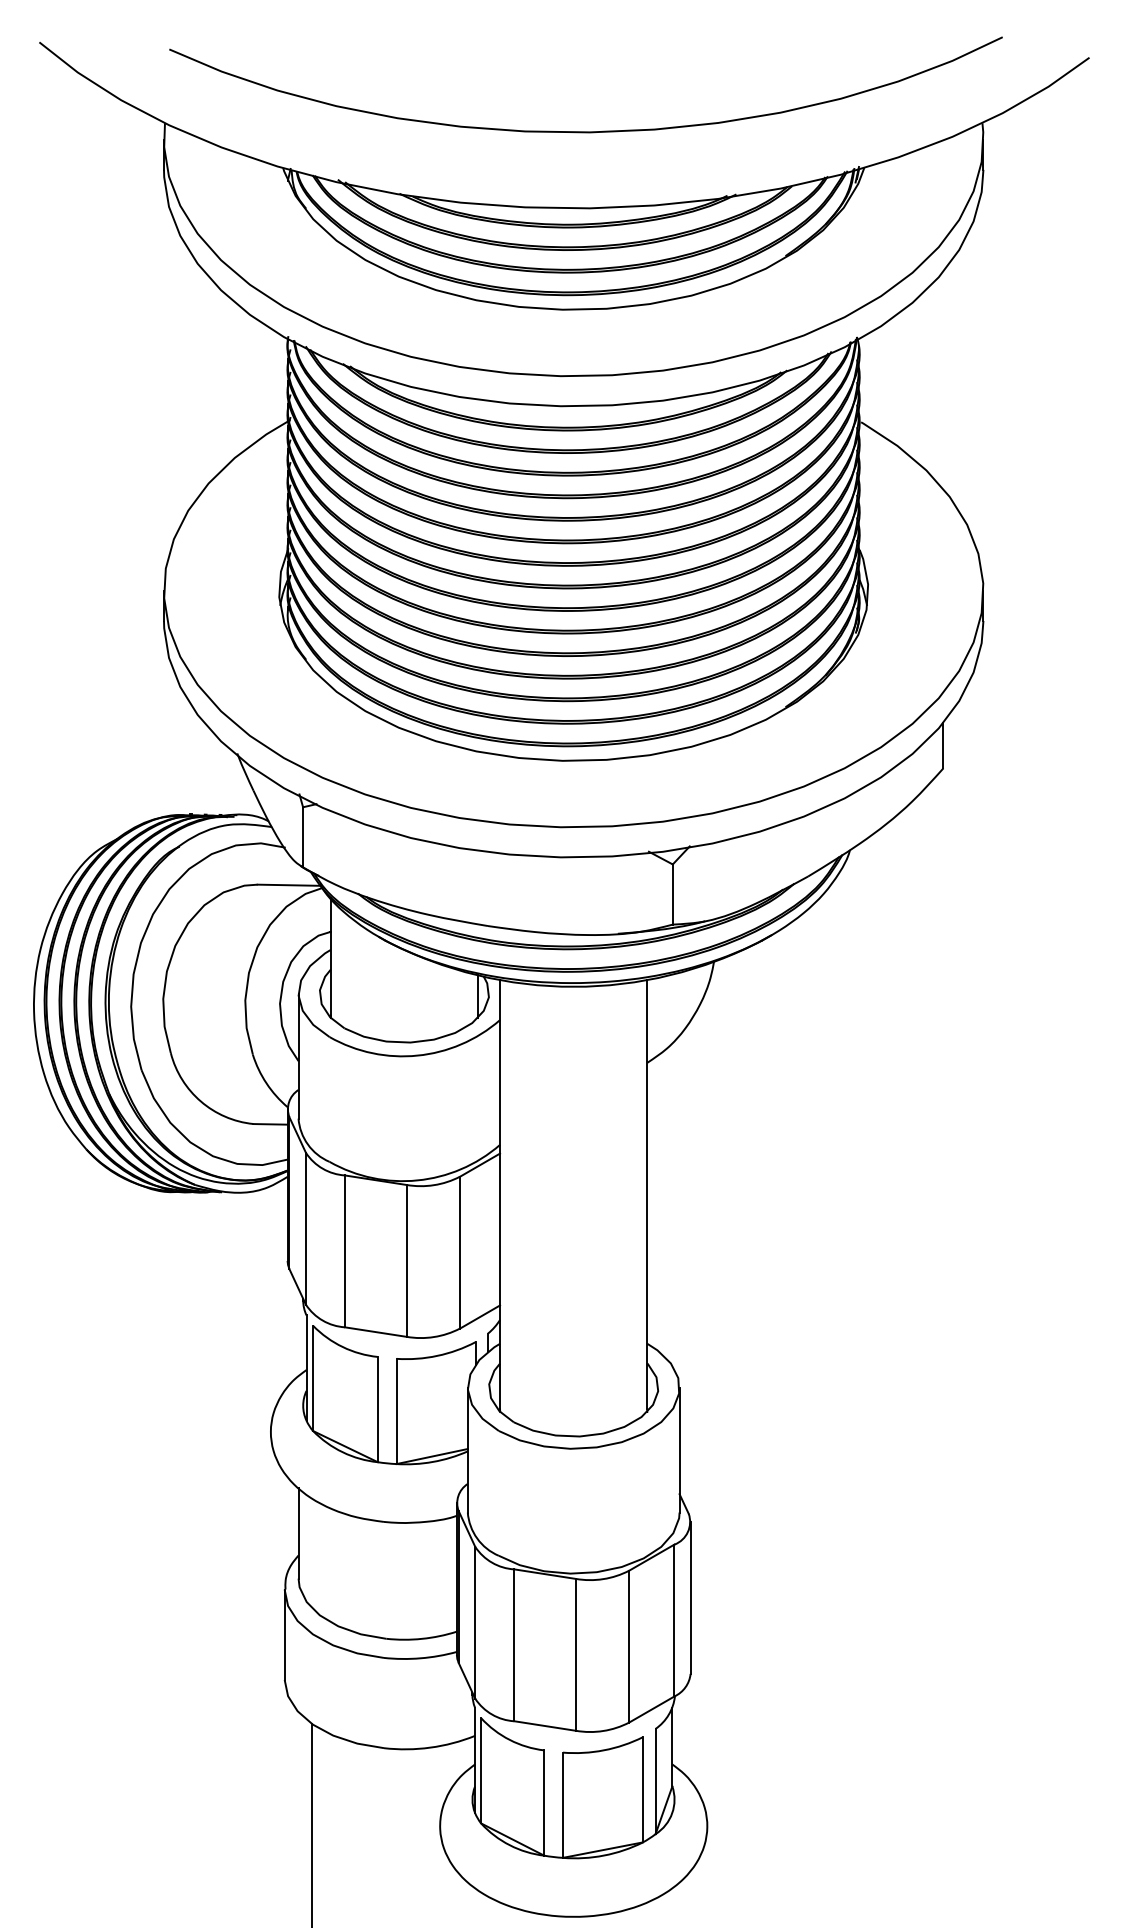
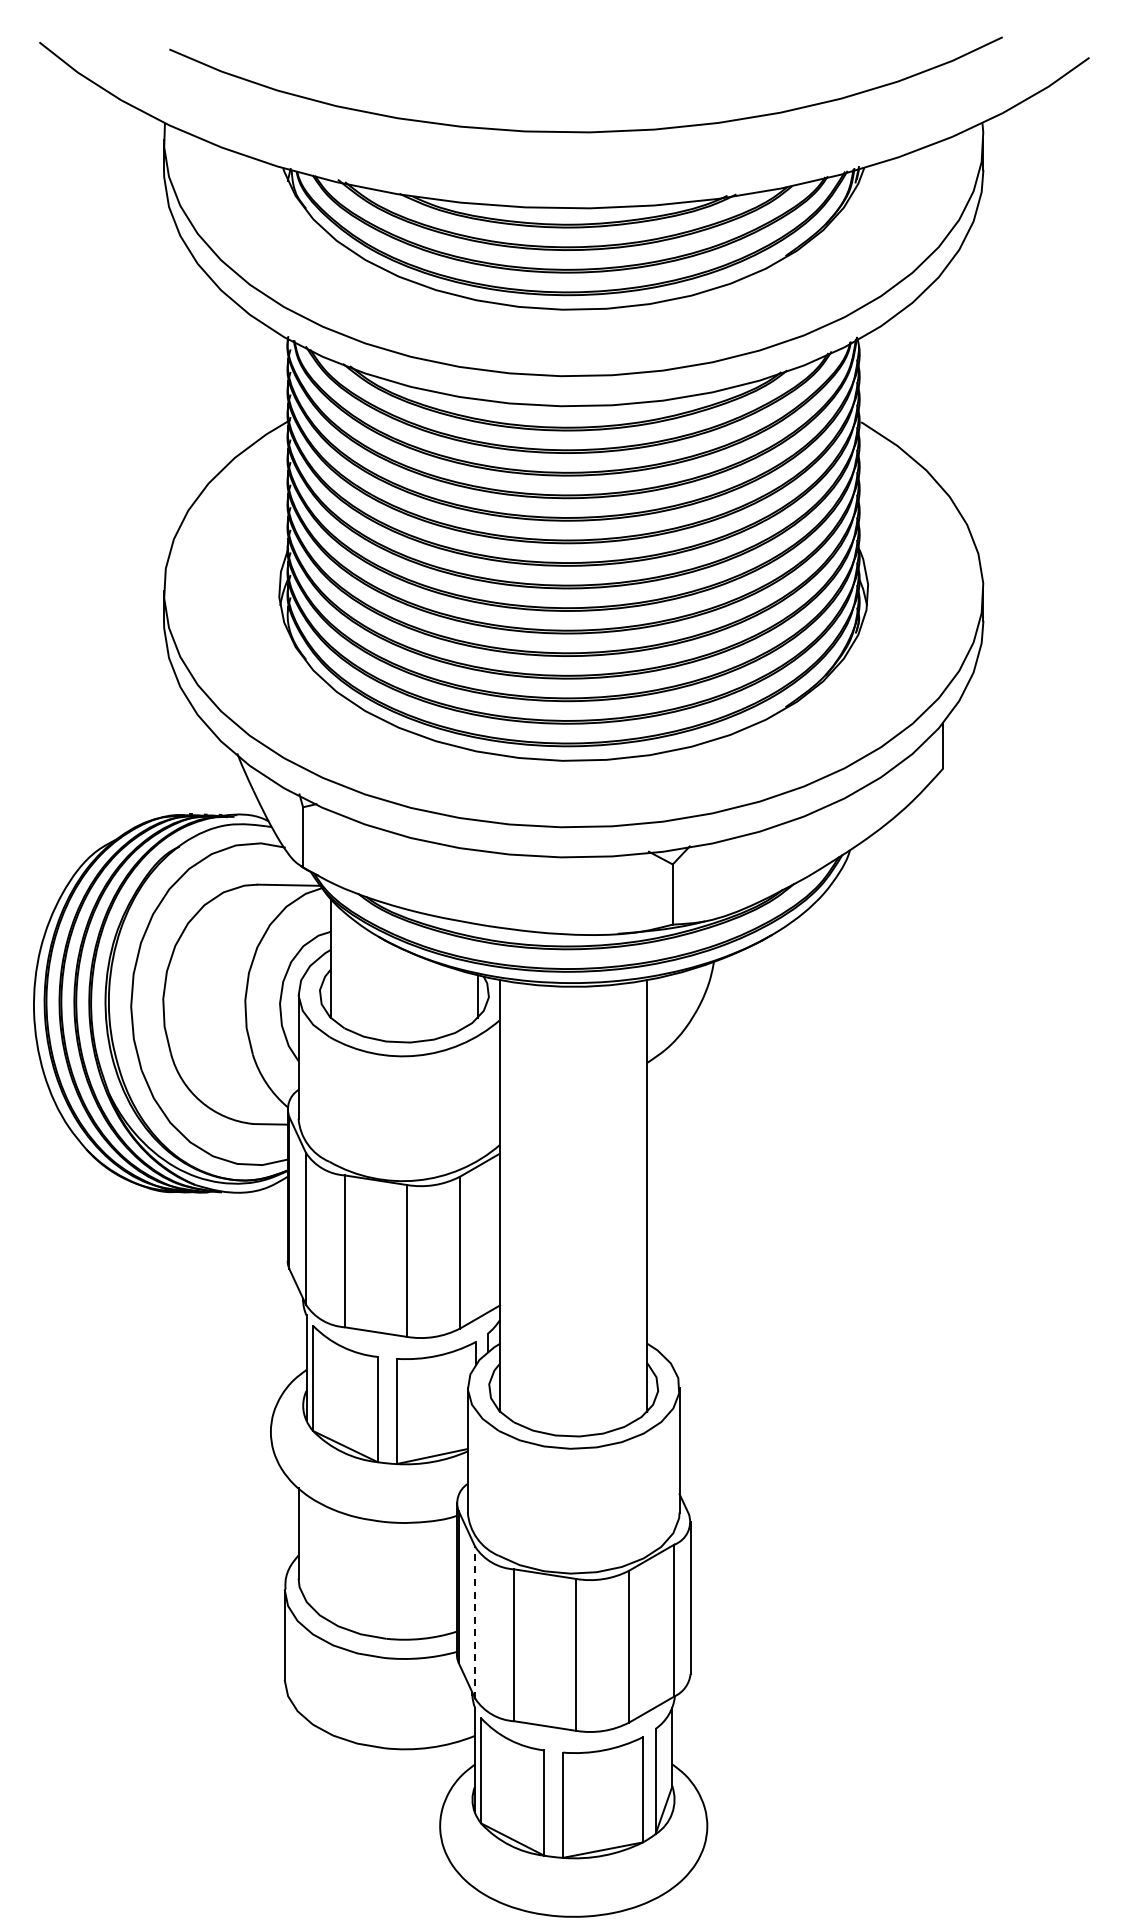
line: solid -> dashed (475, 1622)
line: present -> none (312, 1824)
